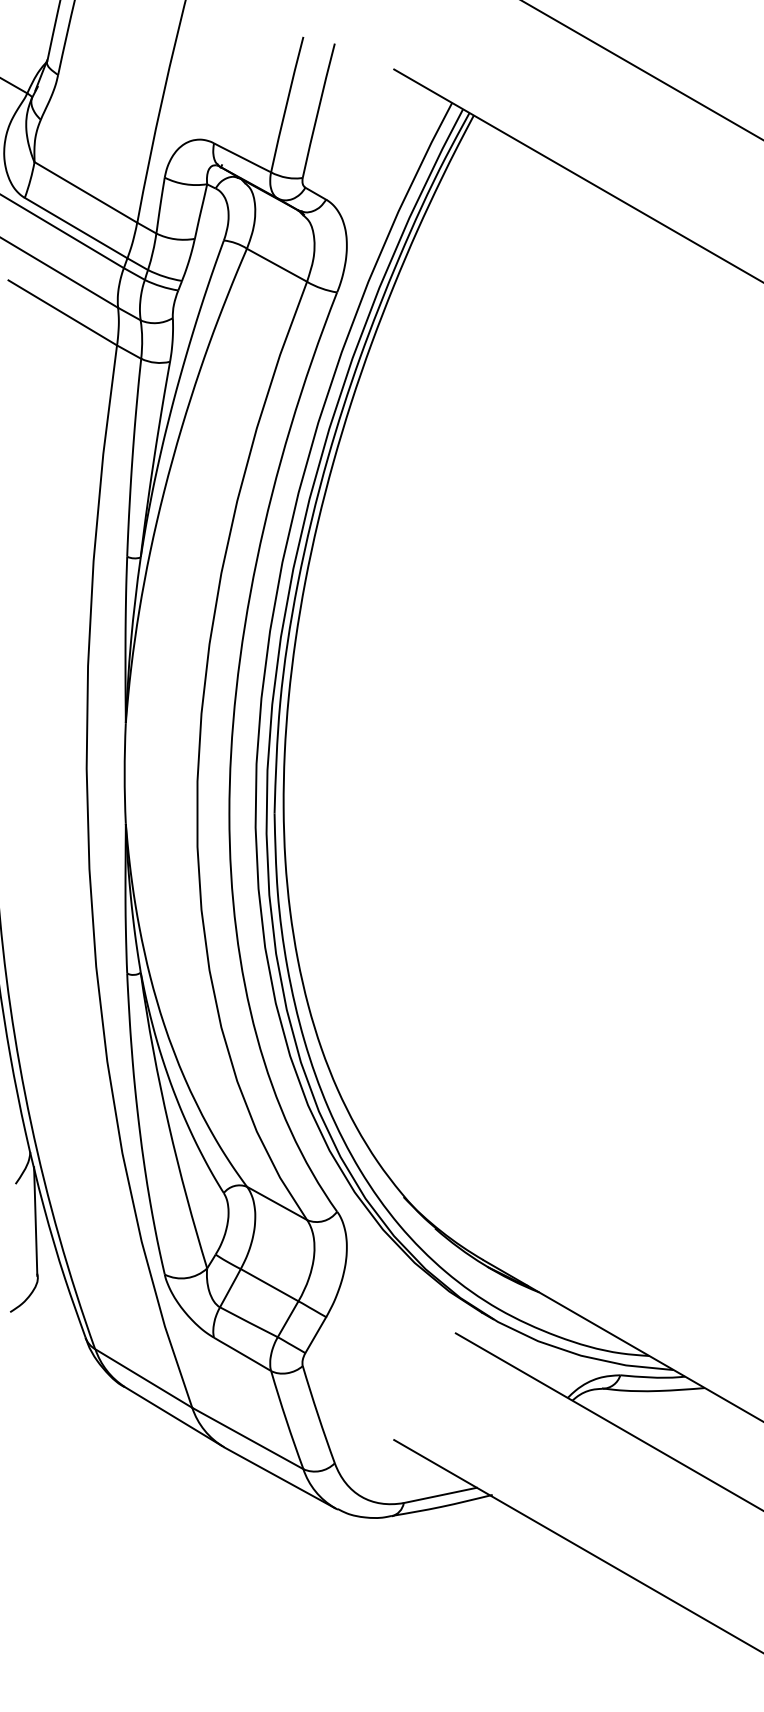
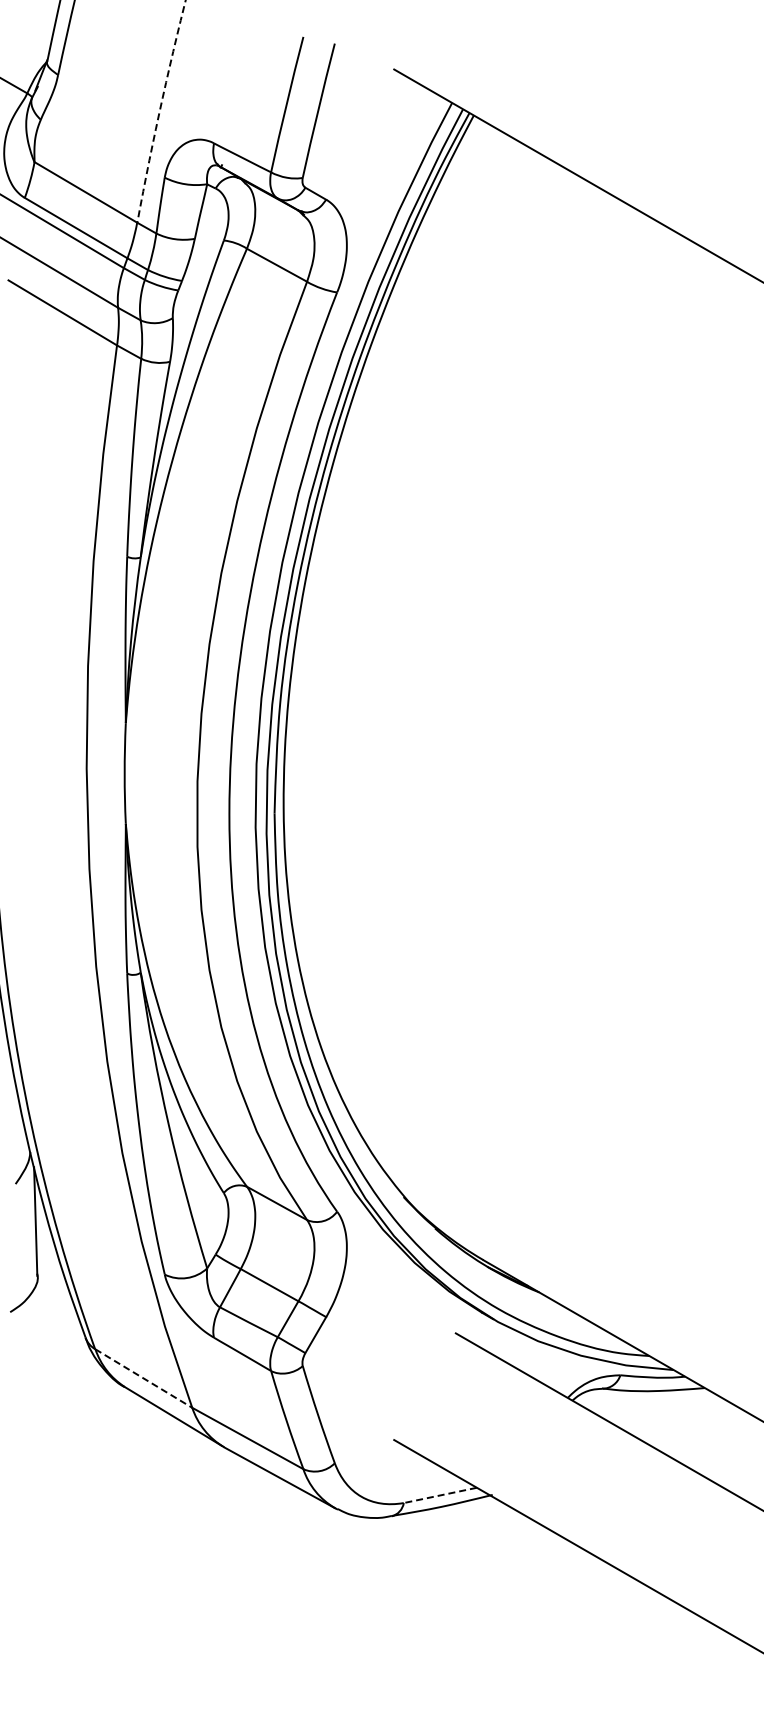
line: present -> none (642, 70)
arc: solid -> dashed (159, 110)
line: solid -> dashed (143, 1378)
line: solid -> dashed (439, 1495)
